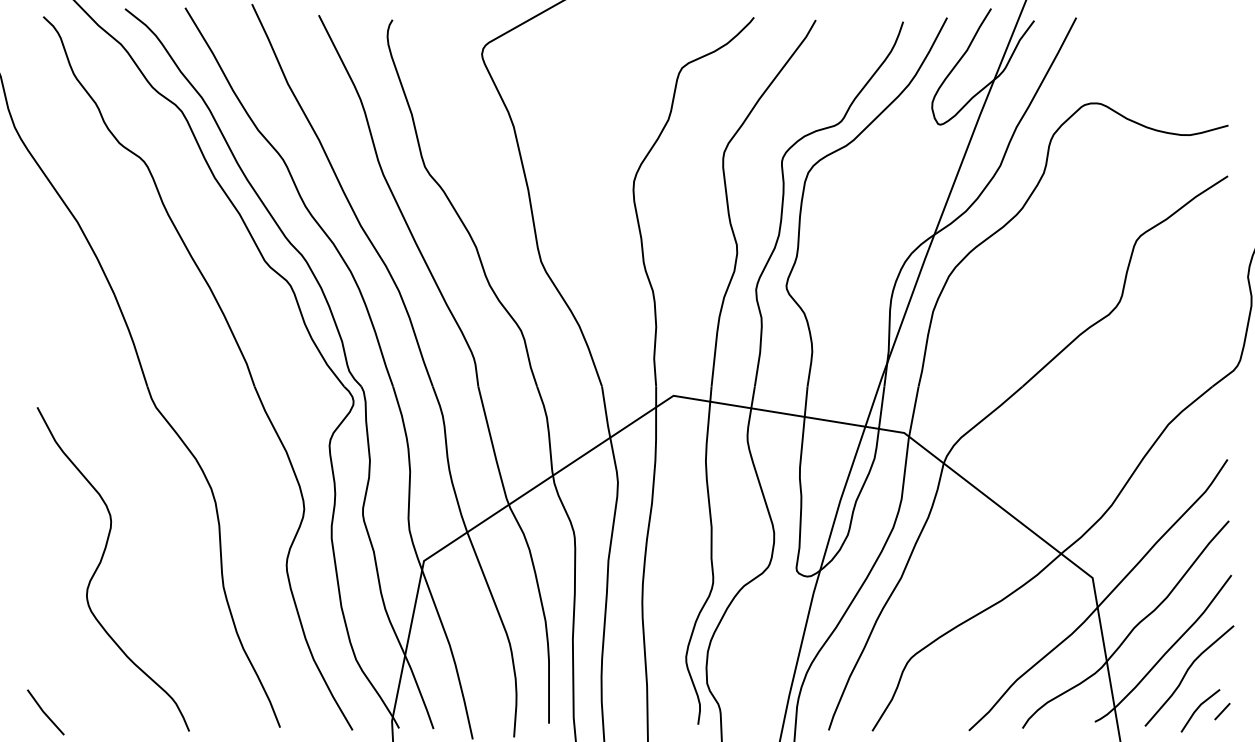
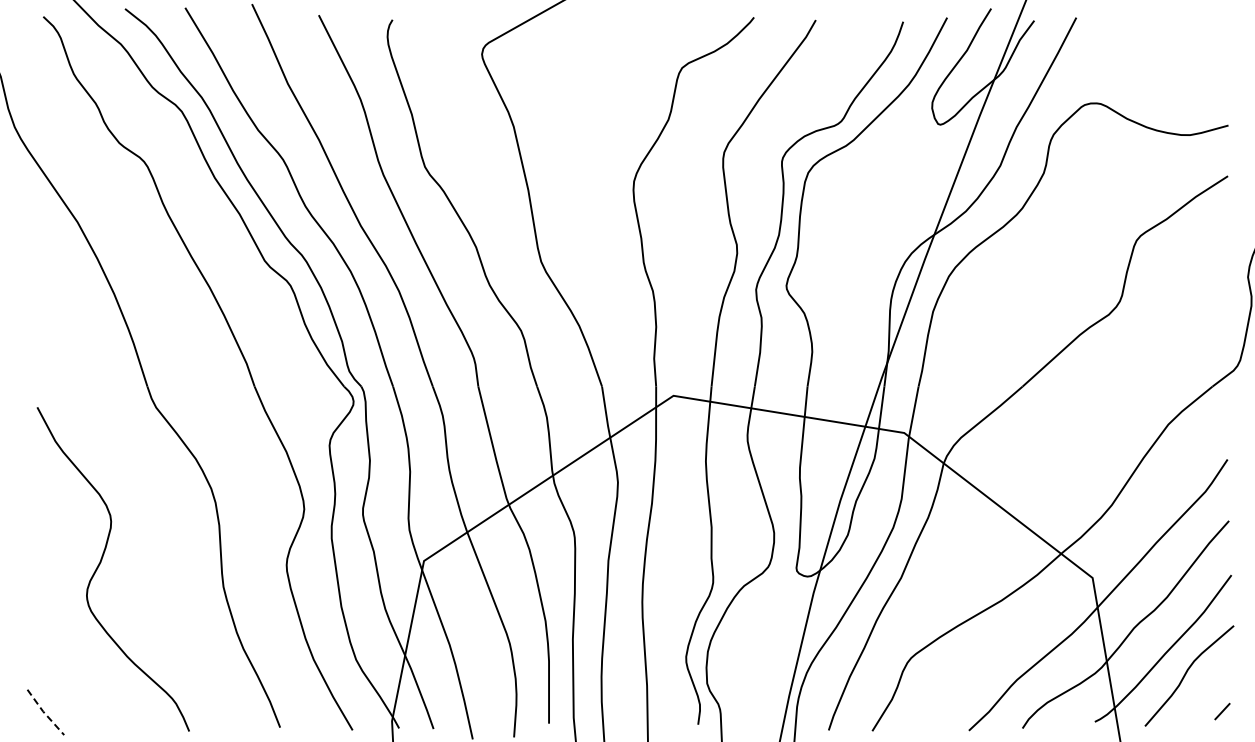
line: present -> none (1198, 709)
line: solid -> dashed (44, 713)
